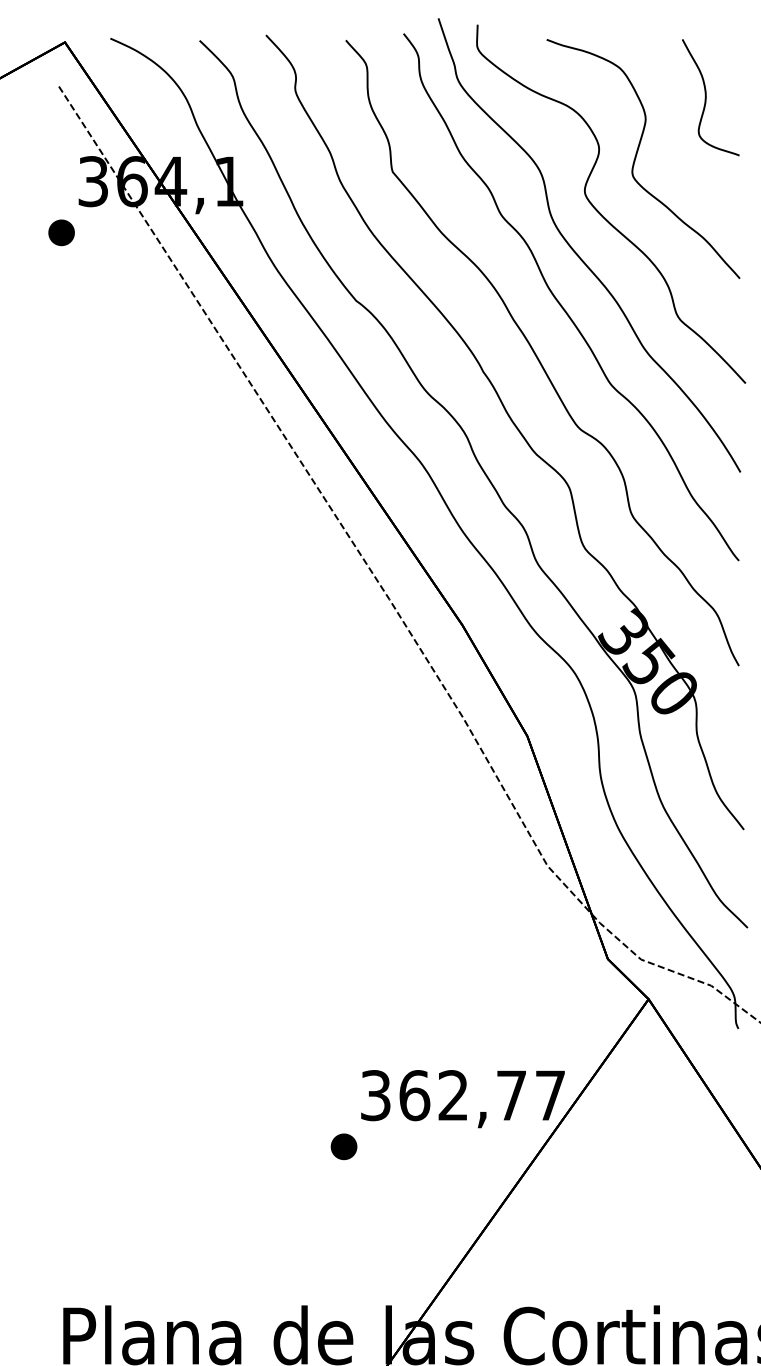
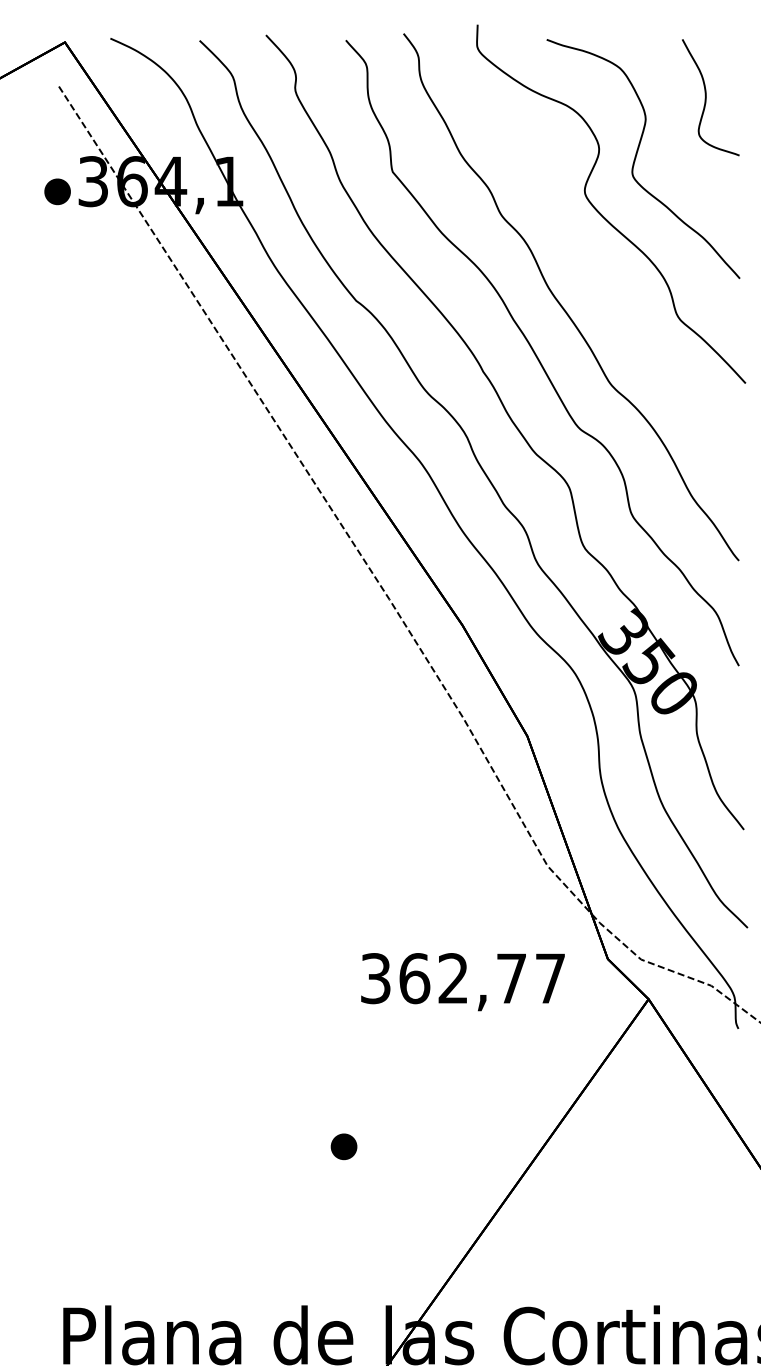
part position: (61, 232) -> (57, 191) (57, 191)
part: present -> none (579, 255)
text position: (462, 1099) -> (462, 982) (462, 982)
